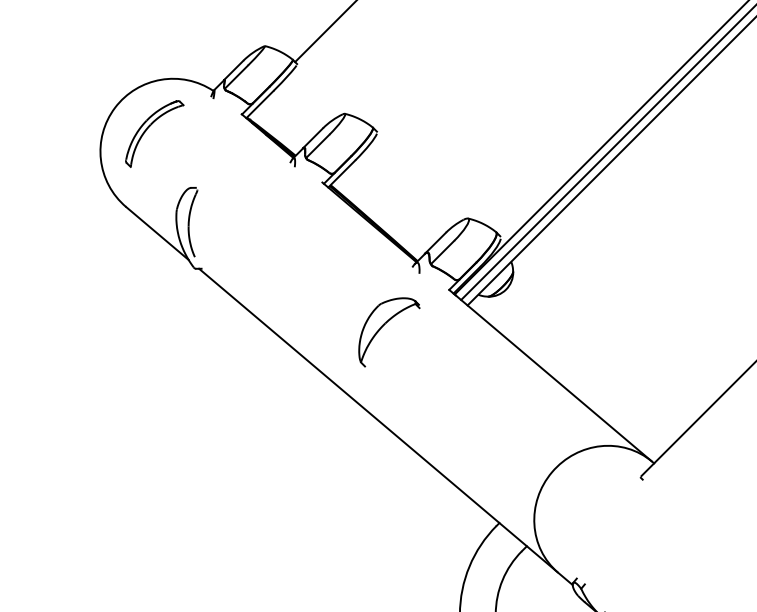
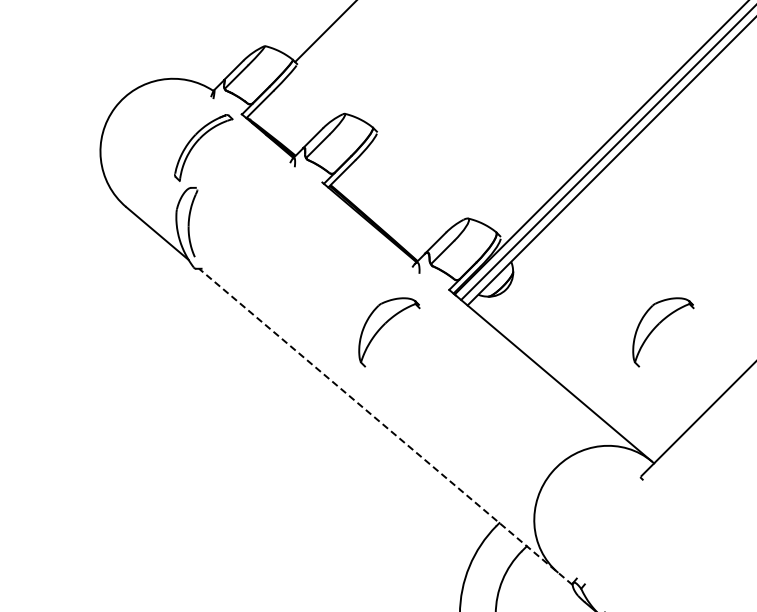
part position: (149, 127) -> (198, 141) (198, 141)
part: none -> present (657, 326)
line: solid -> dashed (385, 426)
